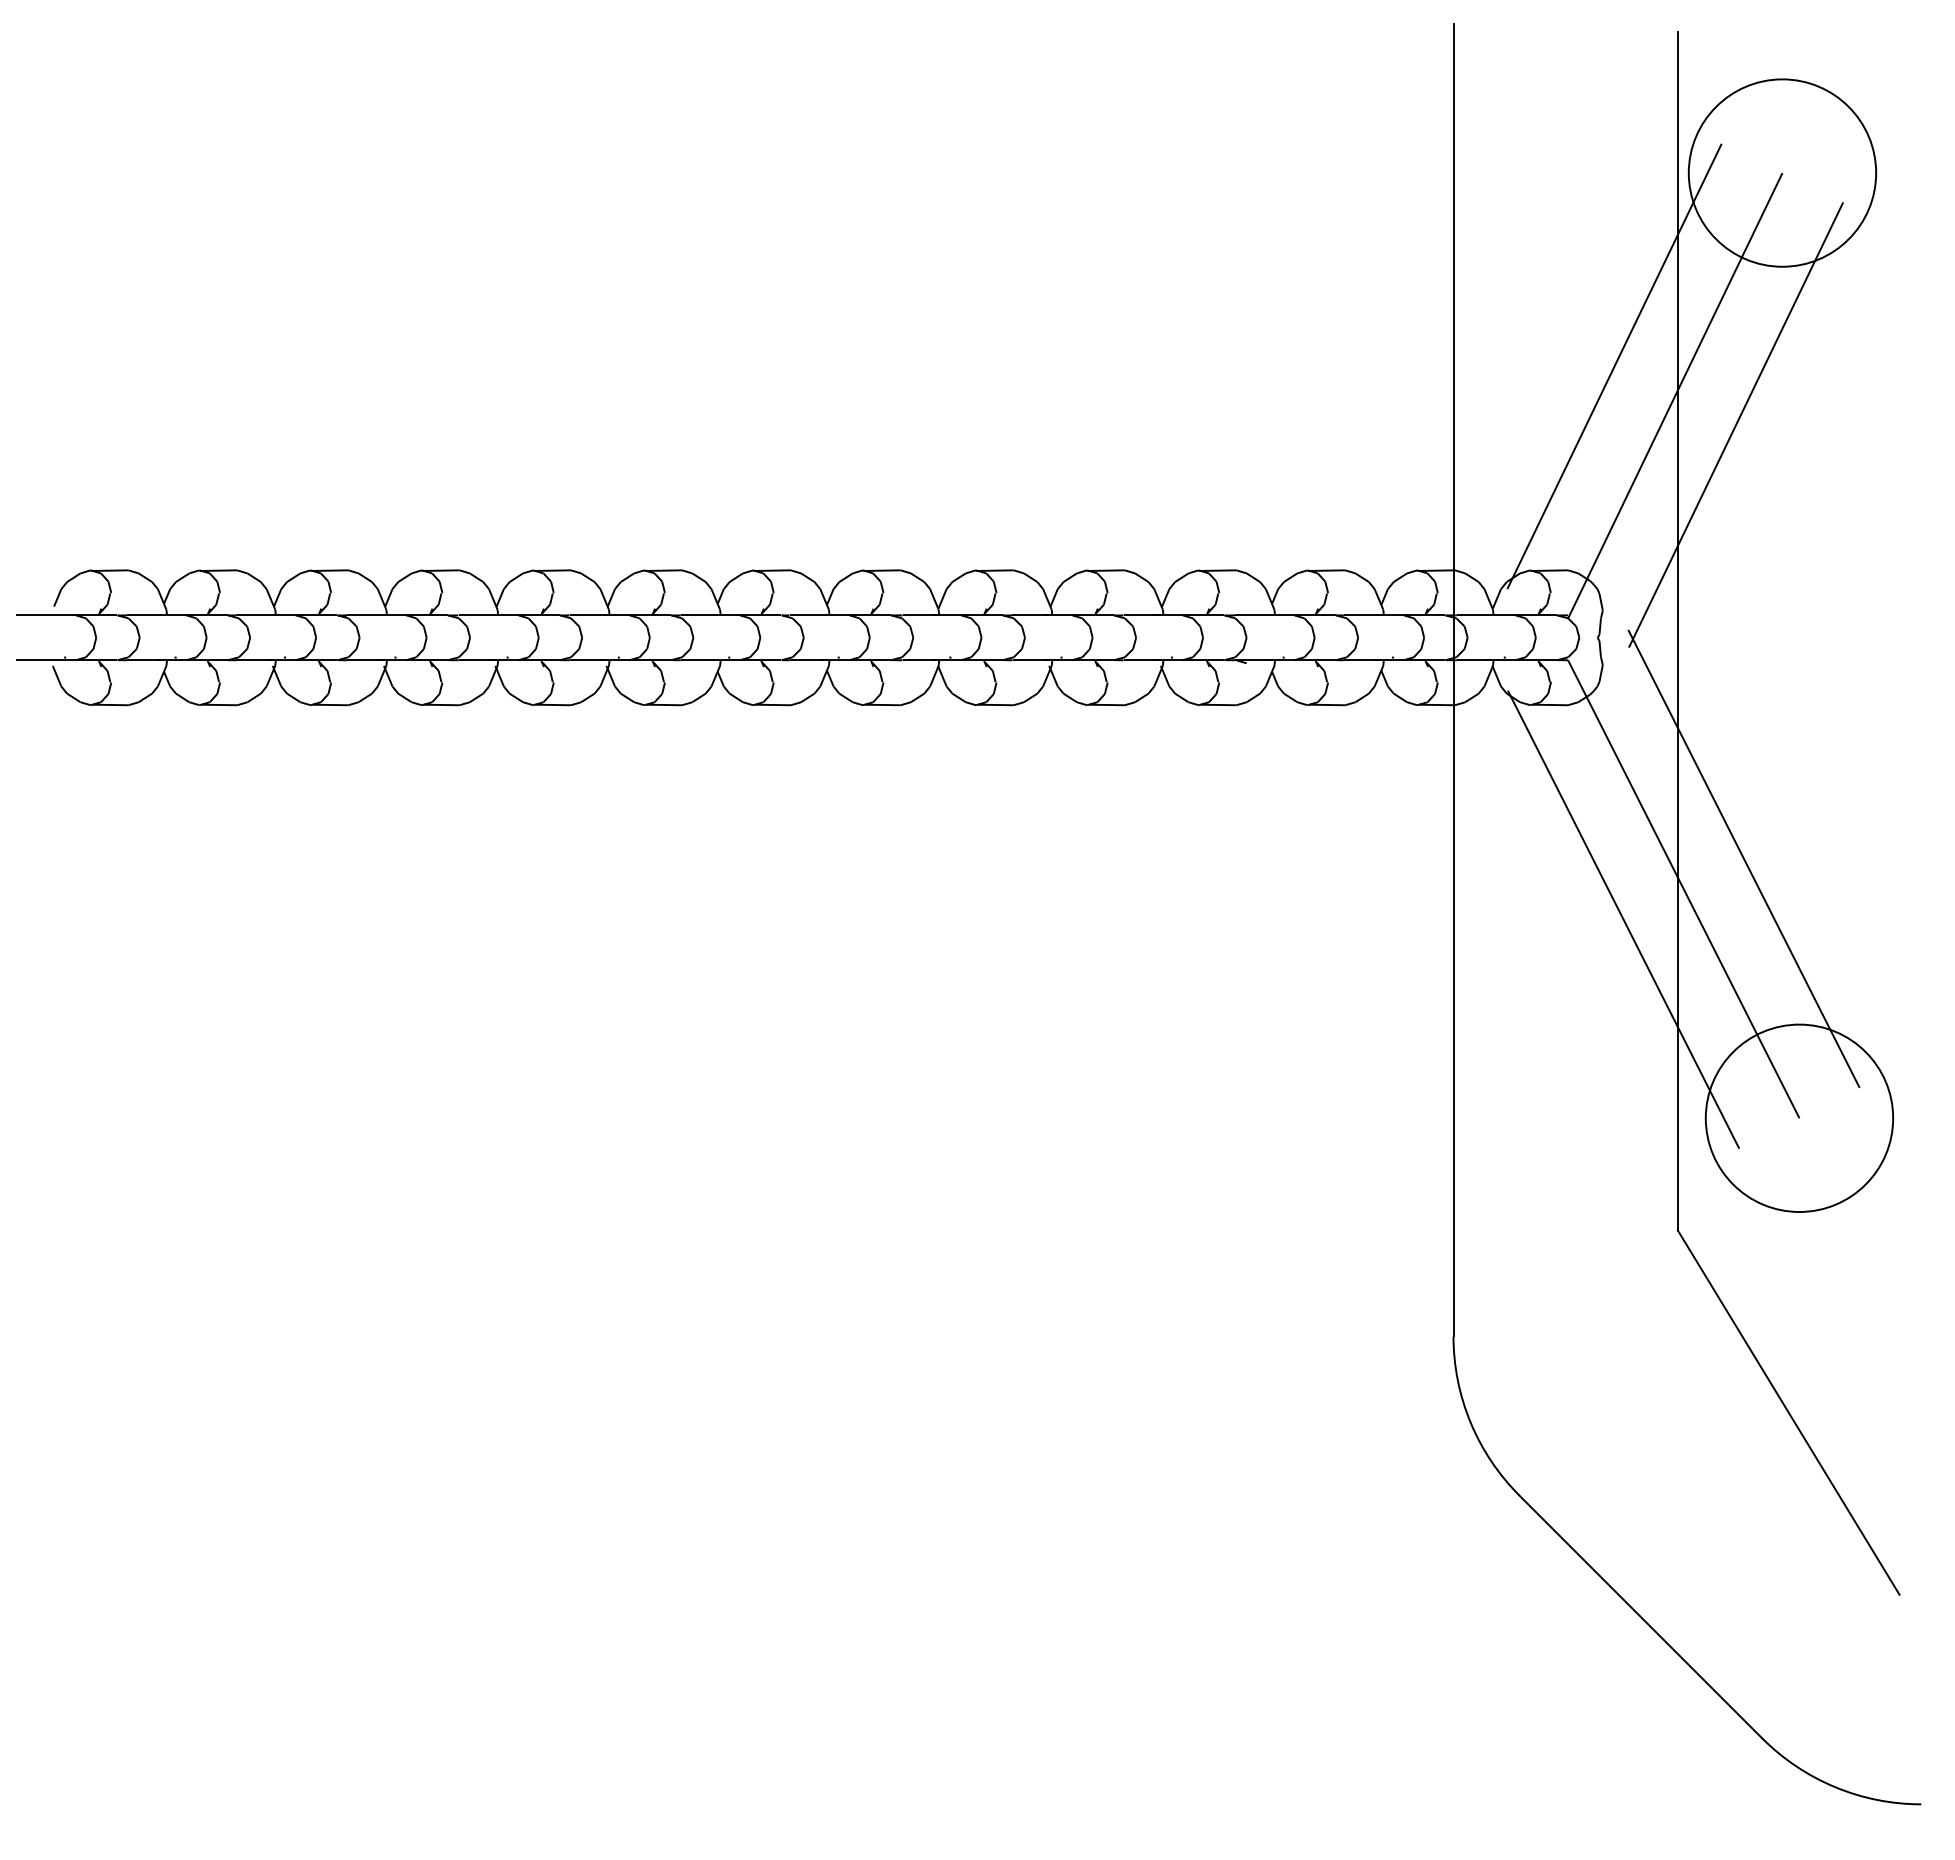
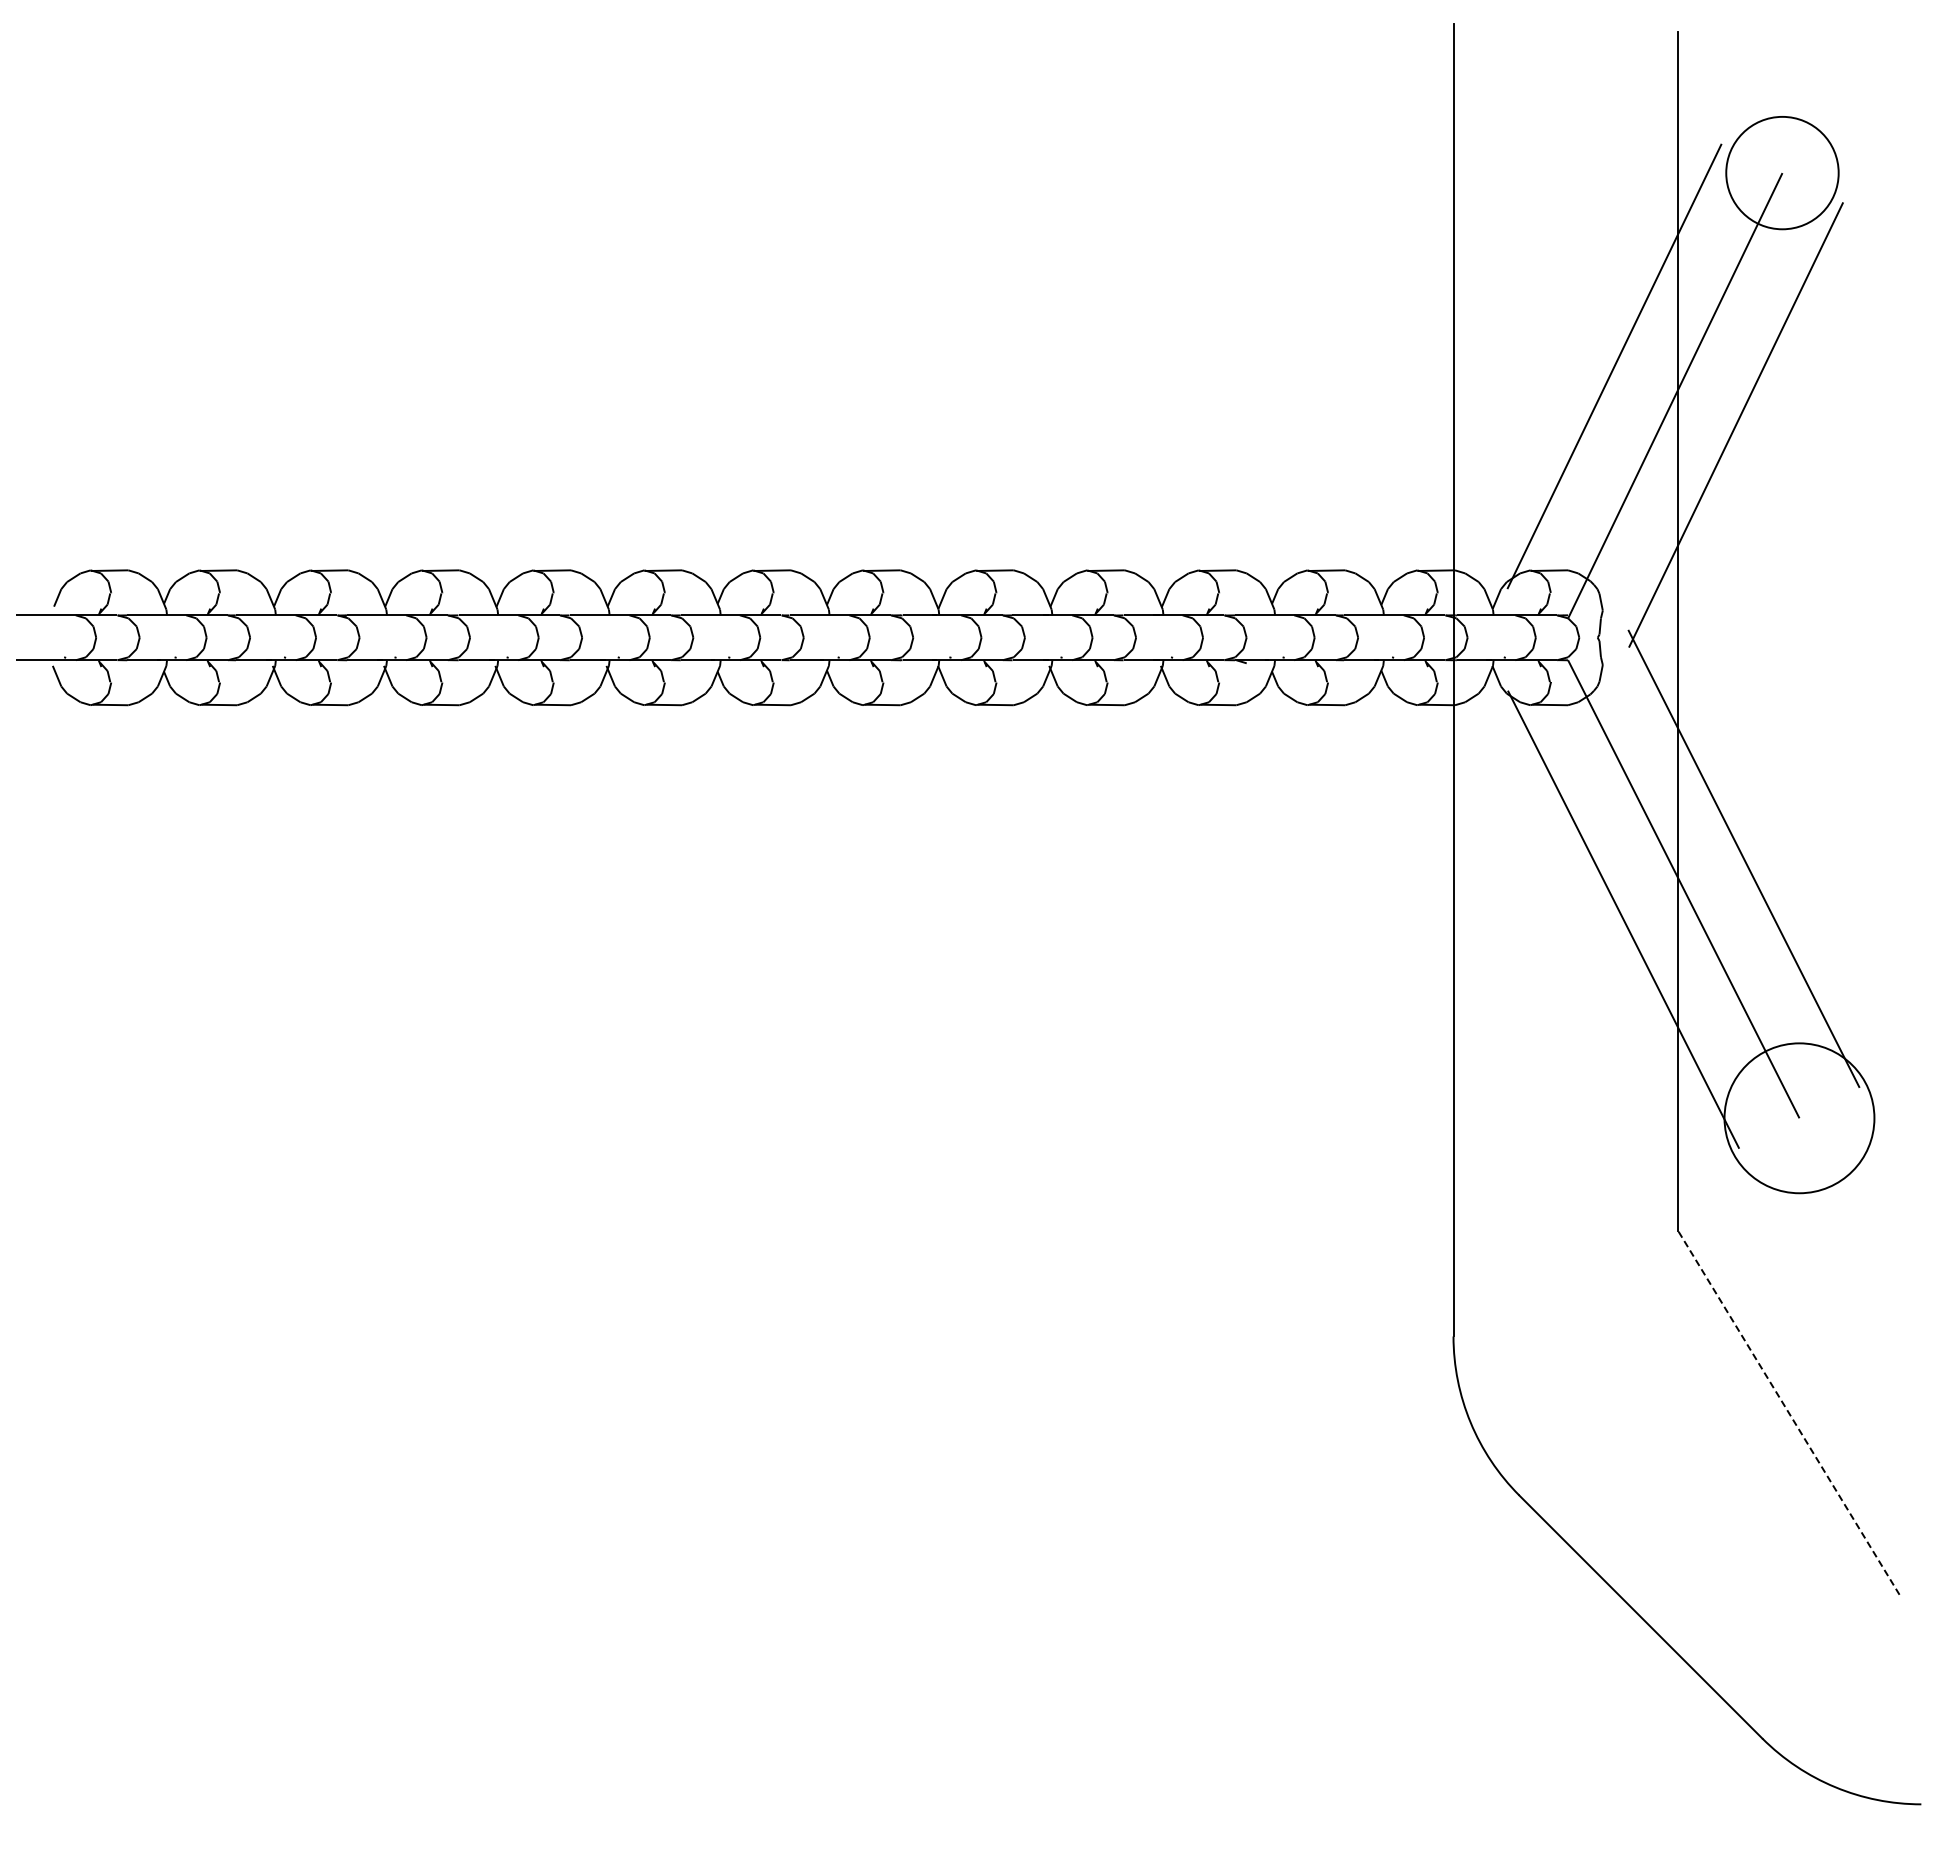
circle diameter: 187 px -> 112 px (1782, 172)
circle diameter: 187 px -> 150 px (1799, 1118)
line: solid -> dashed (1788, 1412)
